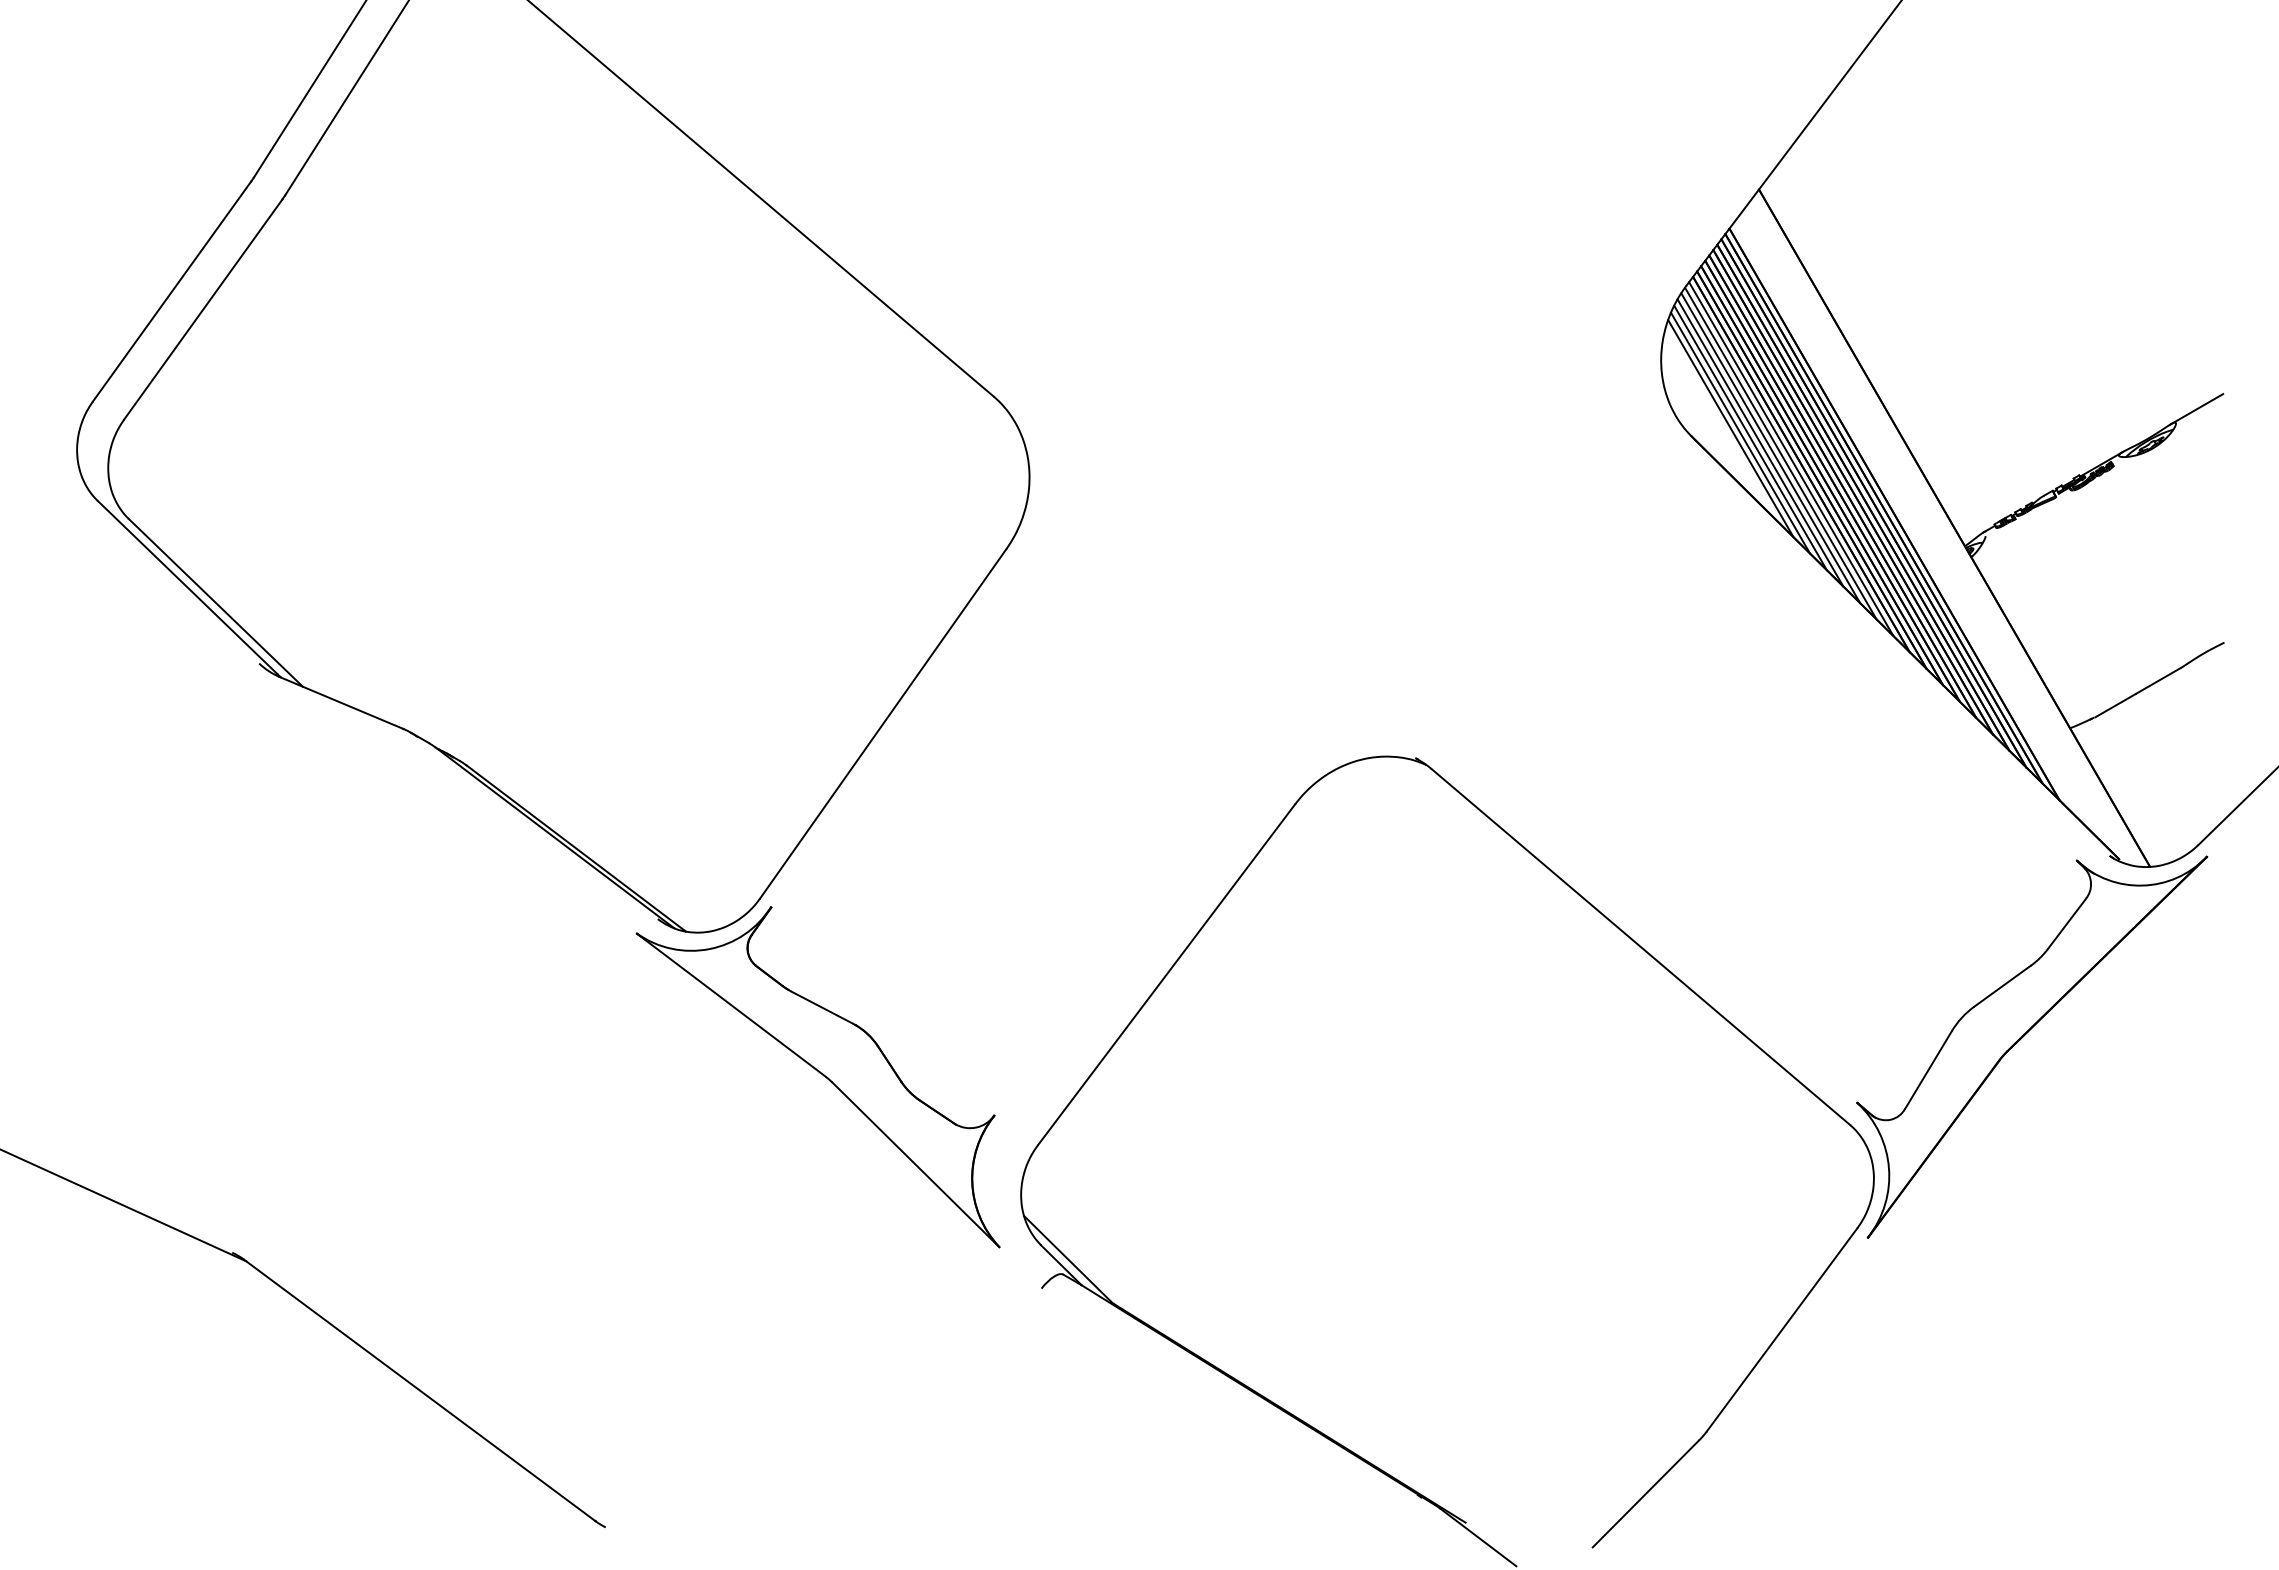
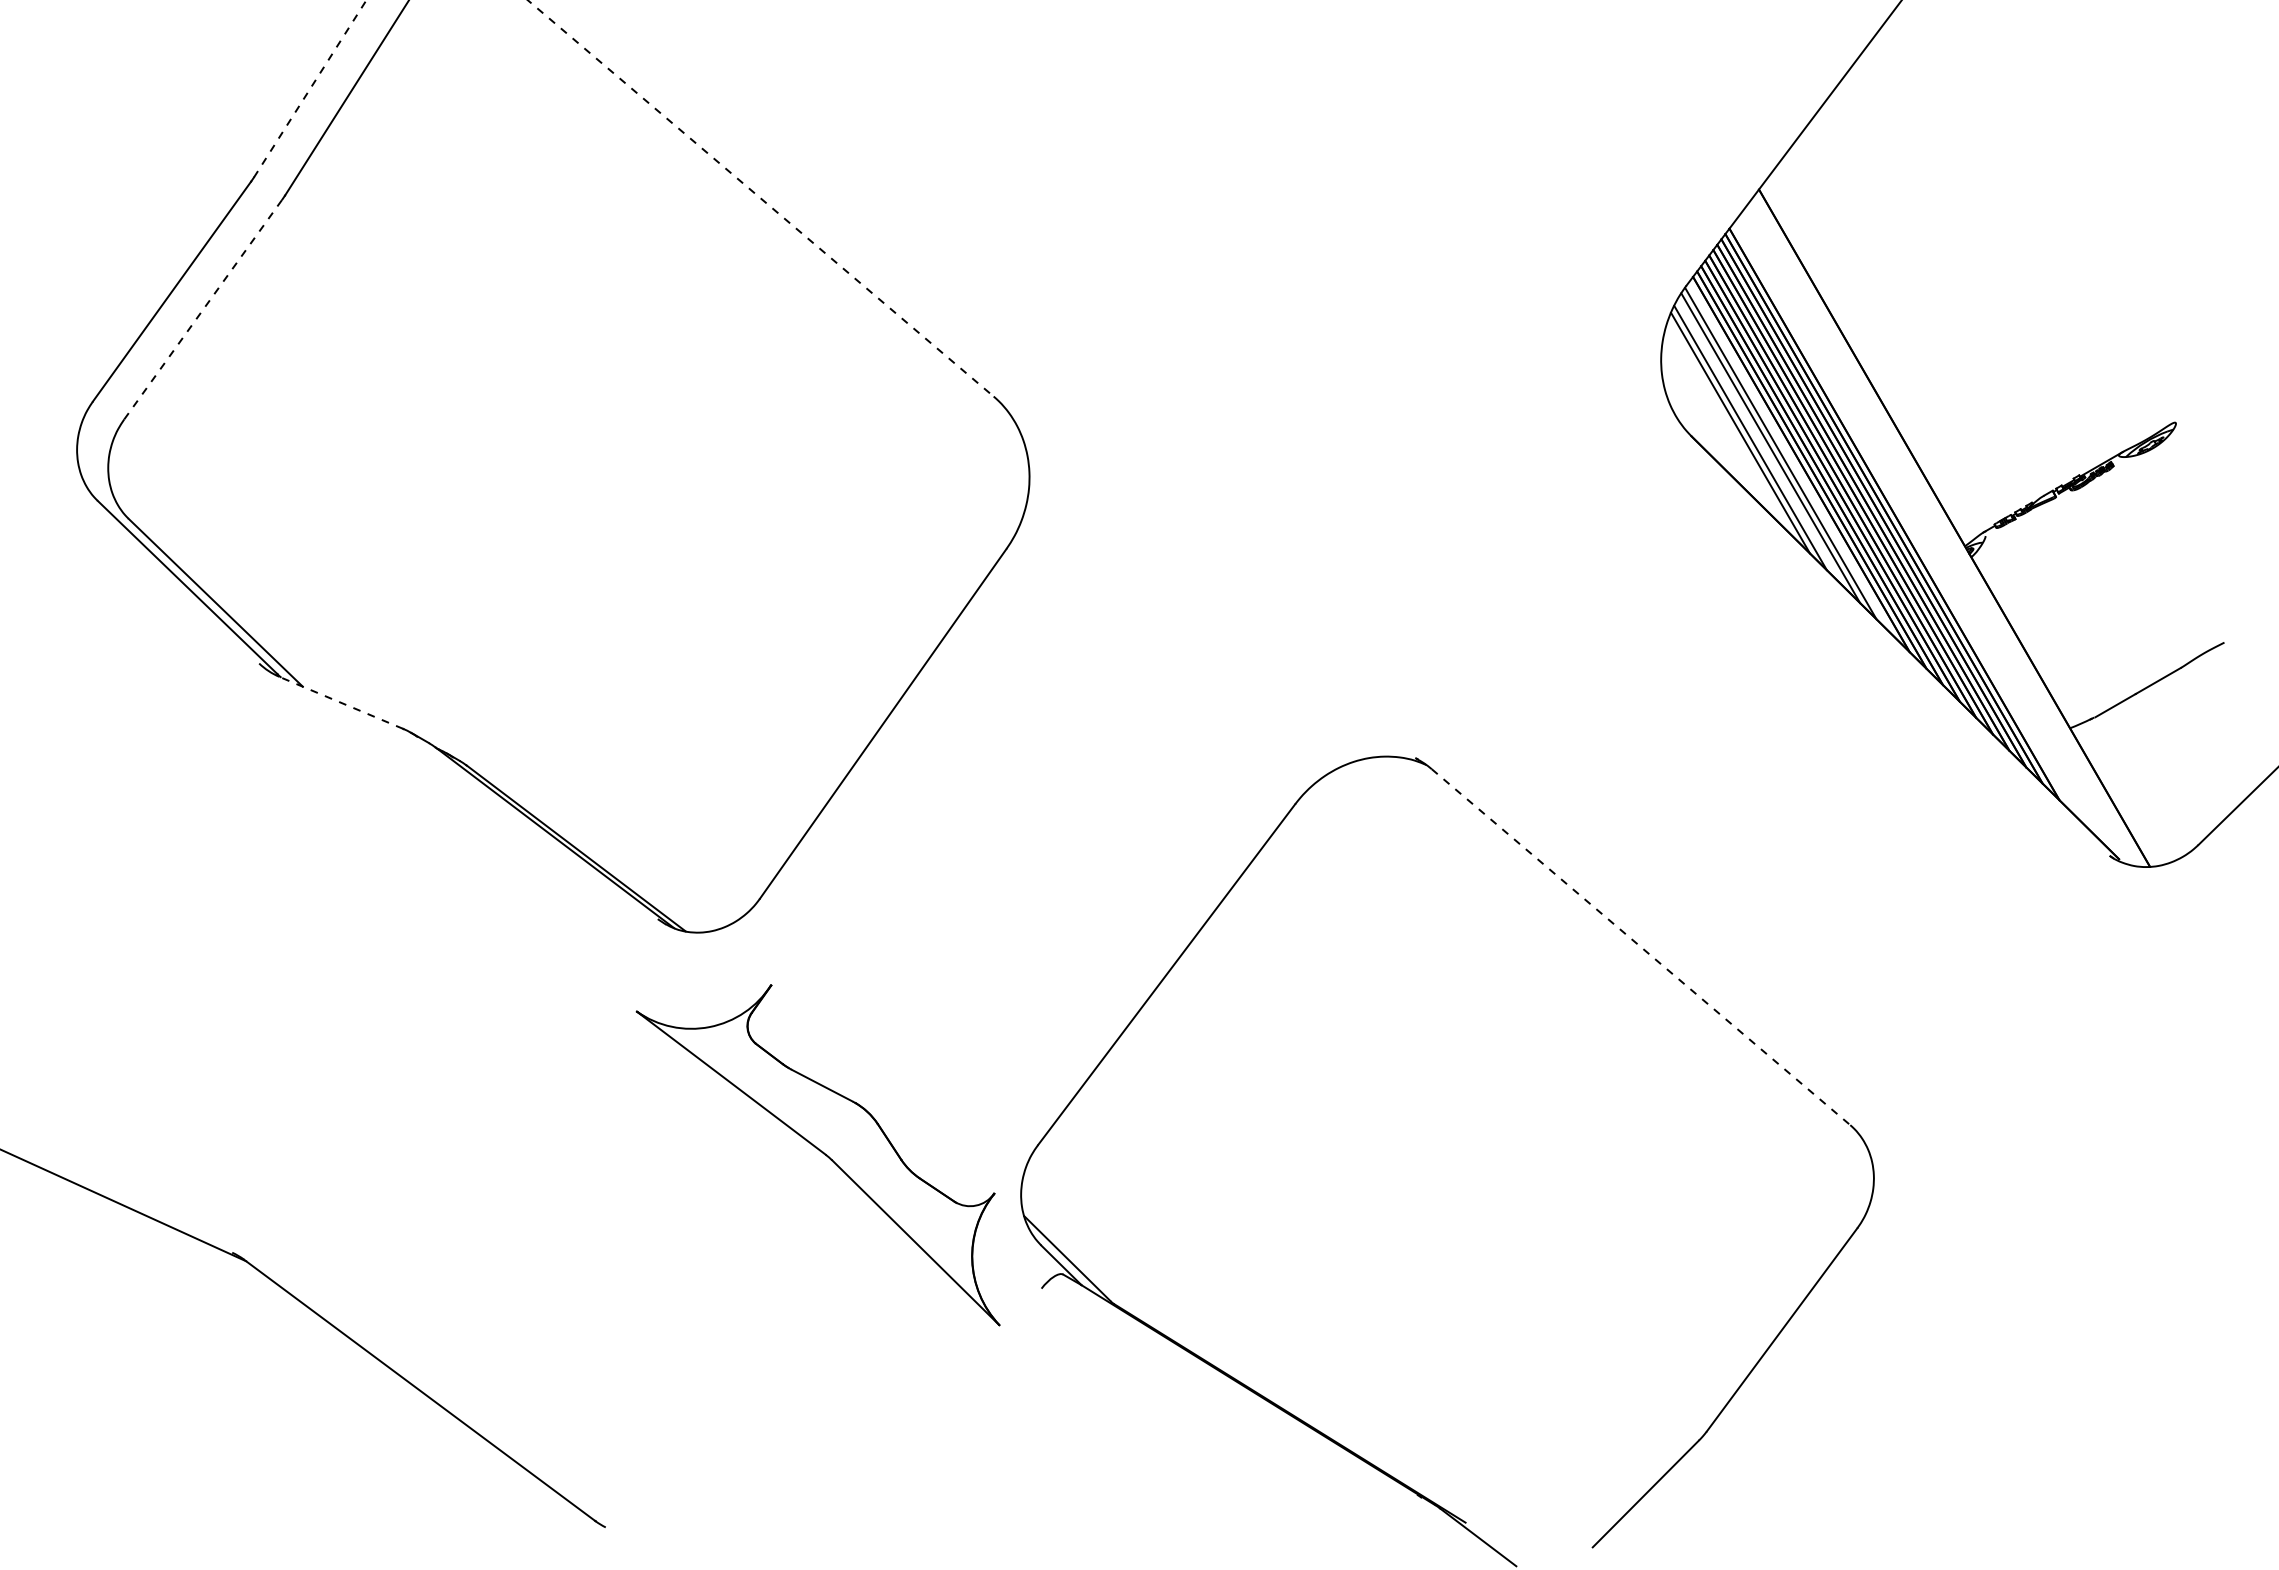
line: solid -> dashed (310, 89)
line: solid -> dashed (760, 198)
line: solid -> dashed (203, 309)
line: present -> none (2196, 409)
line: present -> none (1730, 428)
line: present -> none (1760, 442)
line: present -> none (1791, 458)
line: solid -> dashed (340, 702)
line: solid -> dashed (1641, 947)
part: present -> none (2023, 1037)
part position: (817, 1077) -> (817, 1155) (817, 1155)
